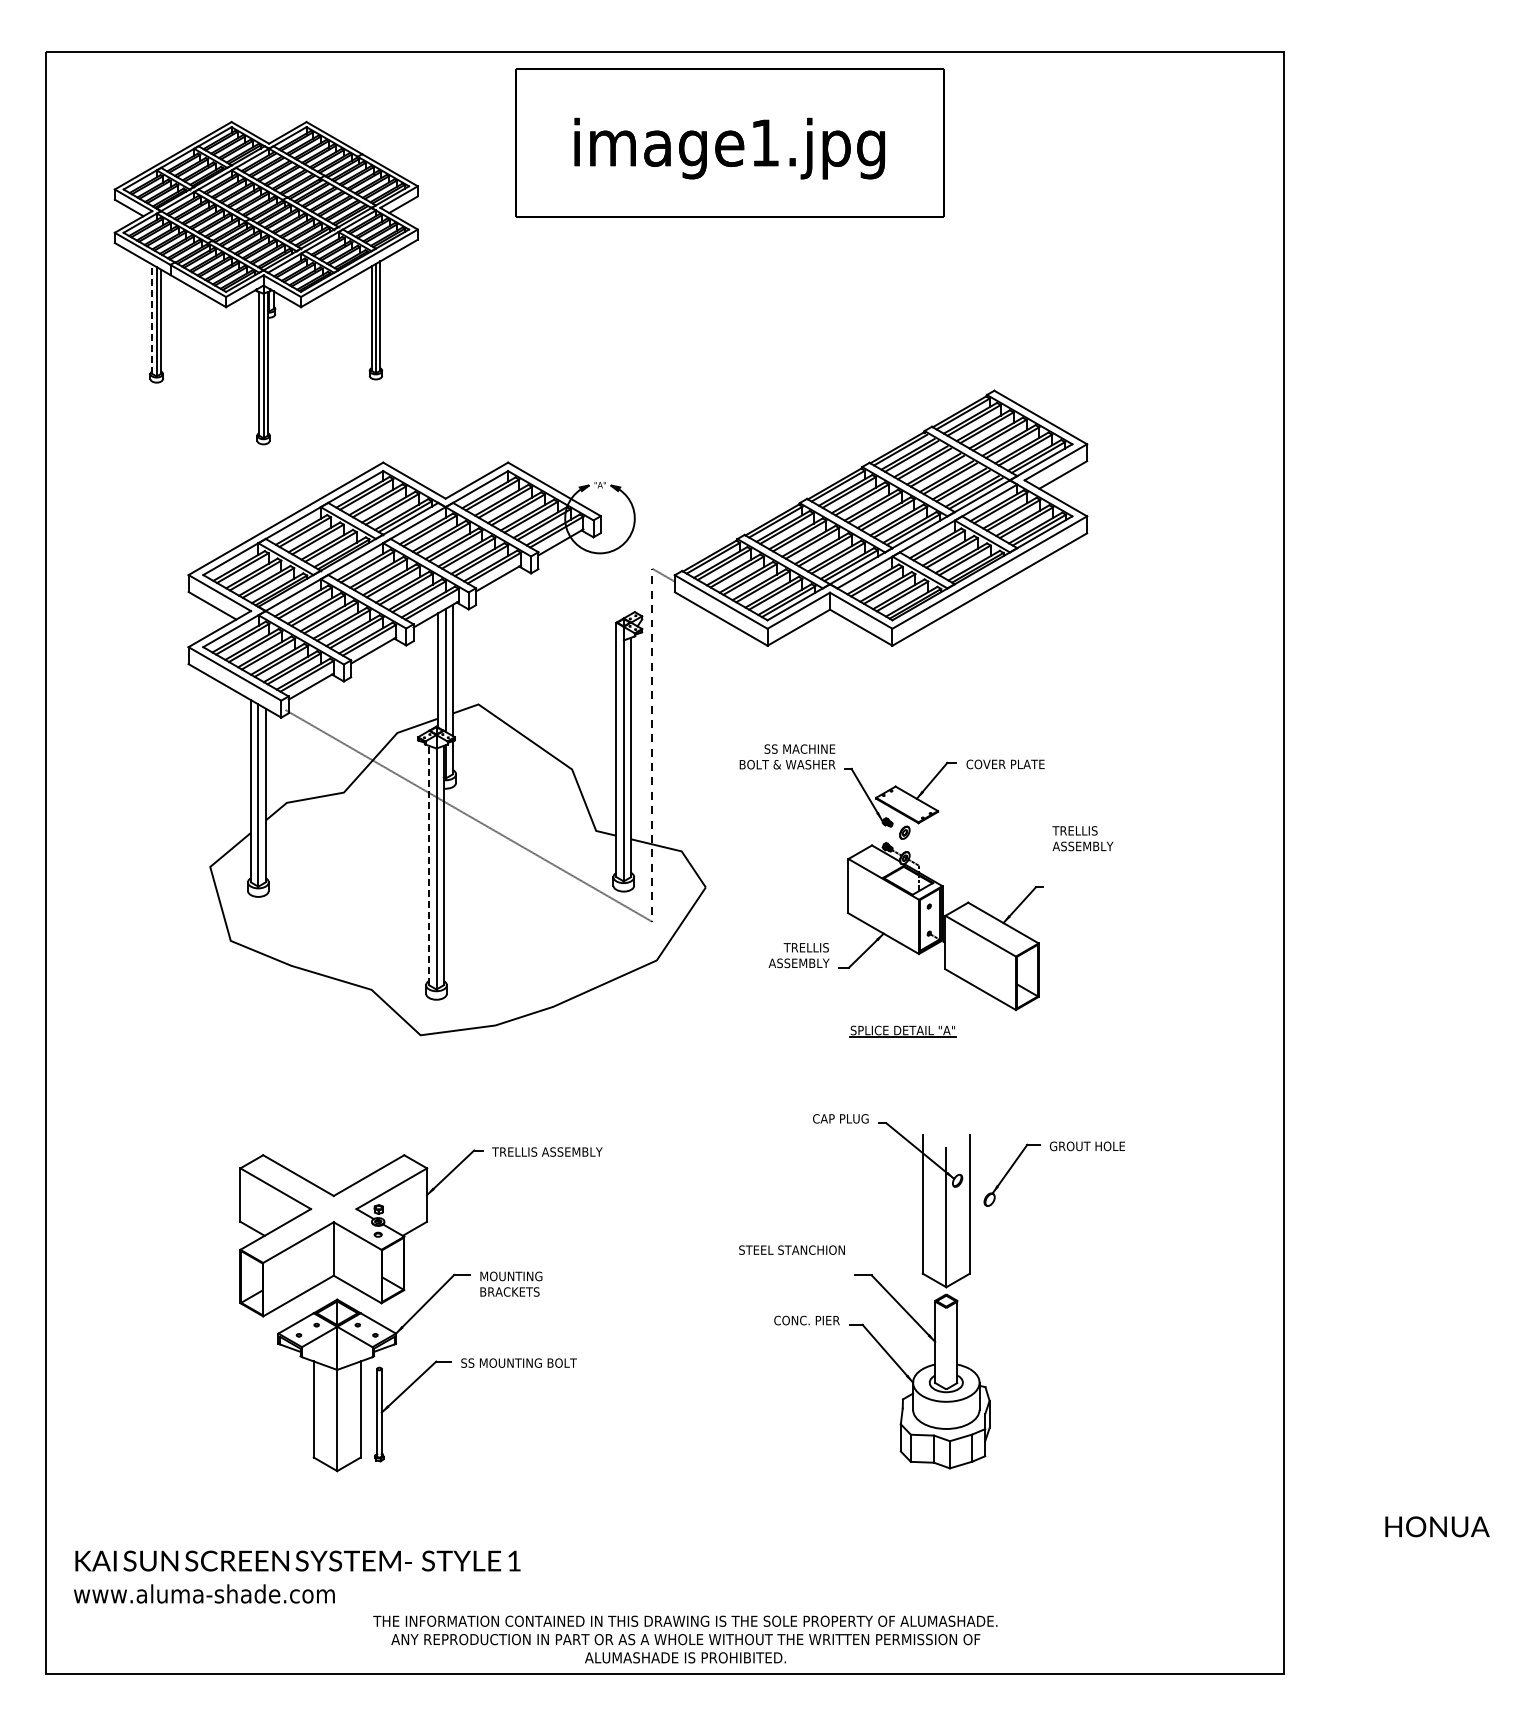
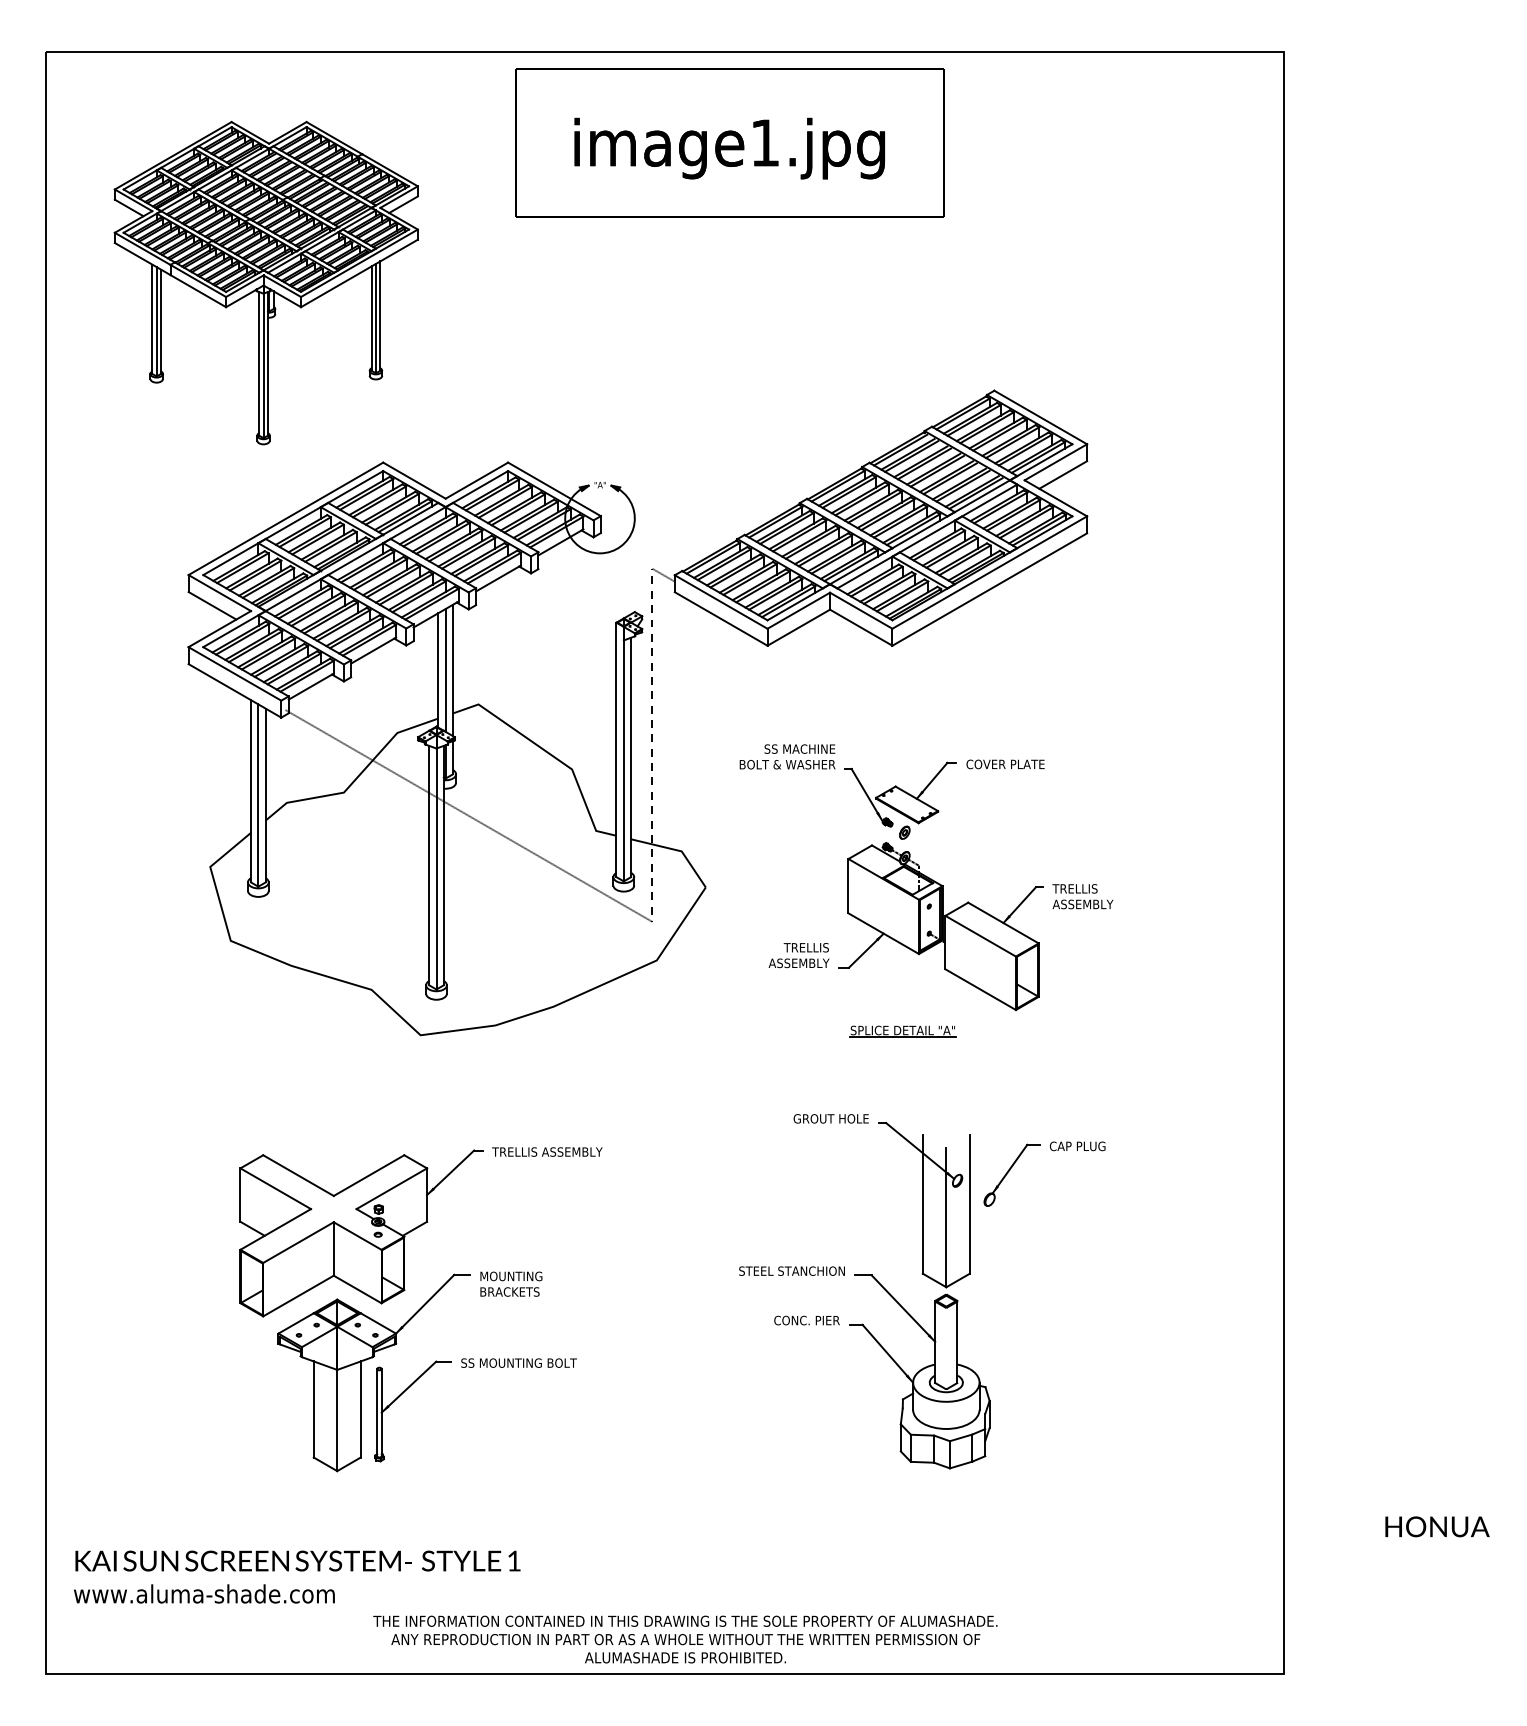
line: dashed -> solid (152, 319)
text position: (1082, 838) -> (1082, 896) (1082, 896)
line: dashed -> solid (429, 865)
text: CAP PLUG -> GROUT HOLE (830, 1118)
text: GROUT HOLE -> CAP PLUG (1089, 1146)
text position: (791, 1249) -> (791, 1270) (791, 1270)
